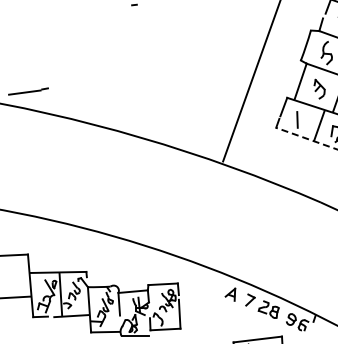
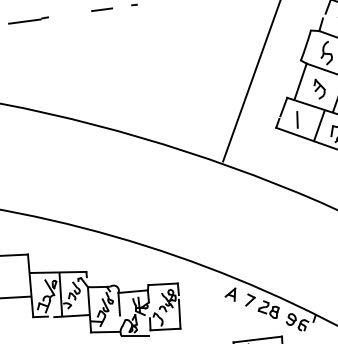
line: none -> present (101, 9)
line position: (28, 91) -> (28, 20) (28, 20)
line: dashed -> solid (306, 138)
